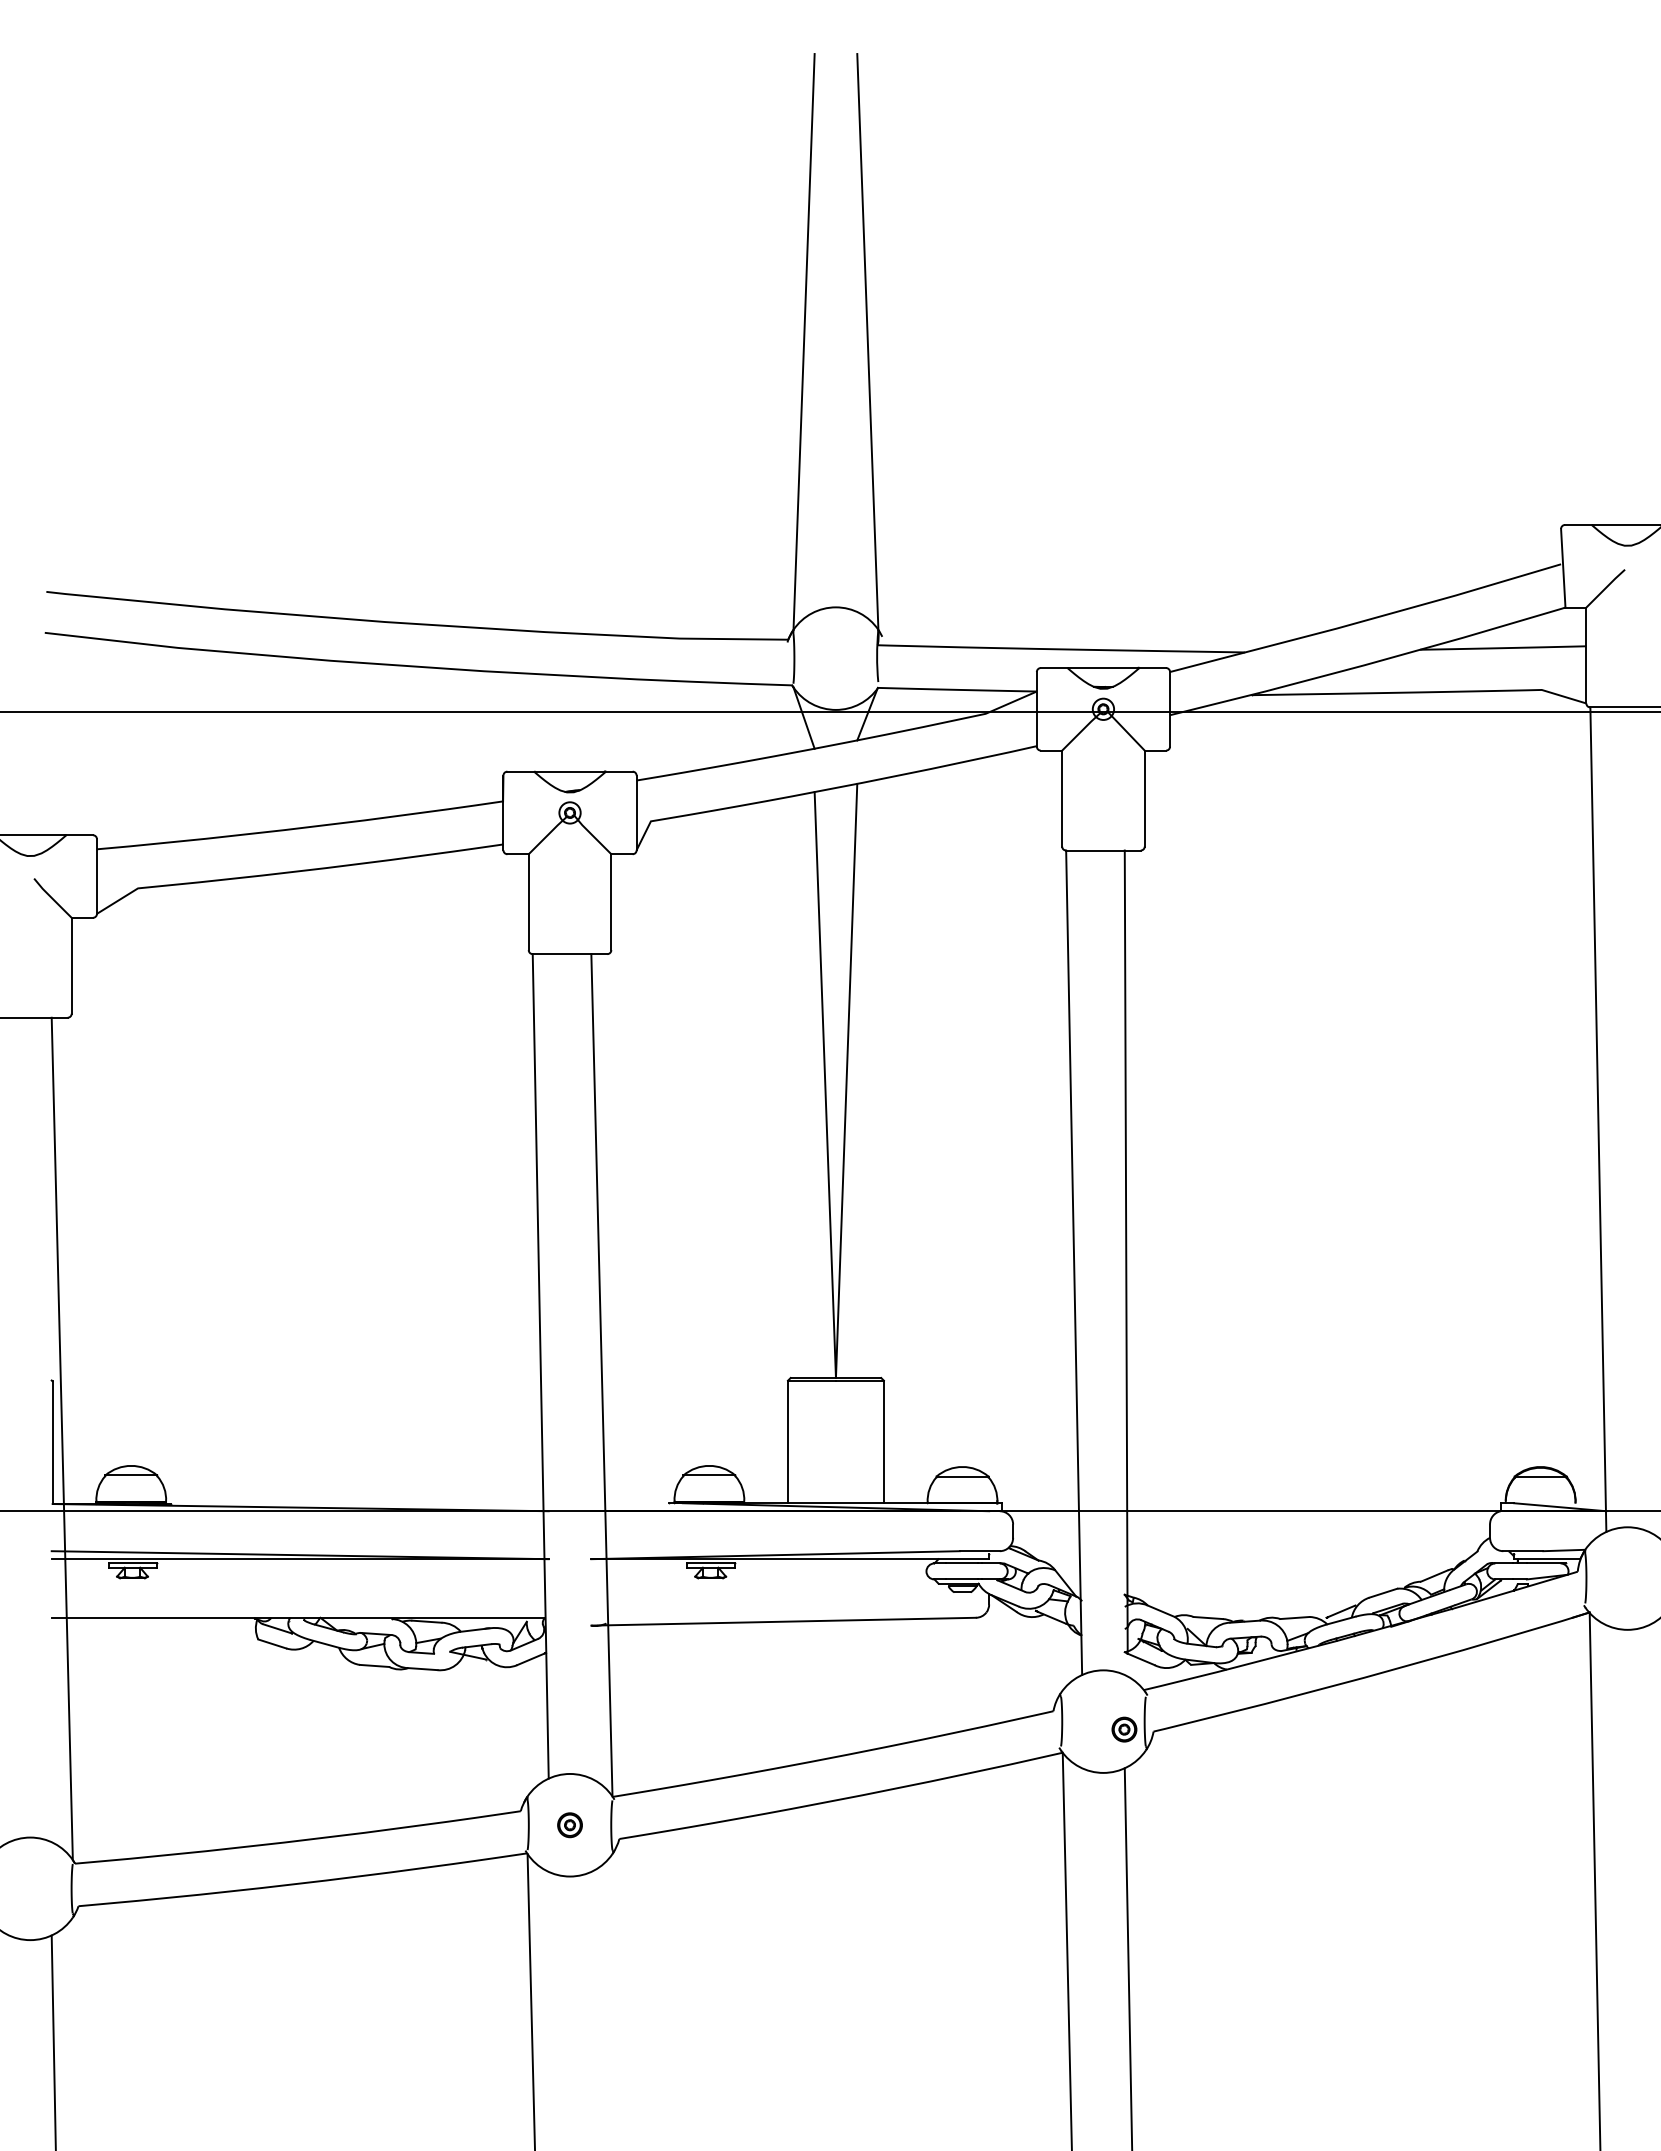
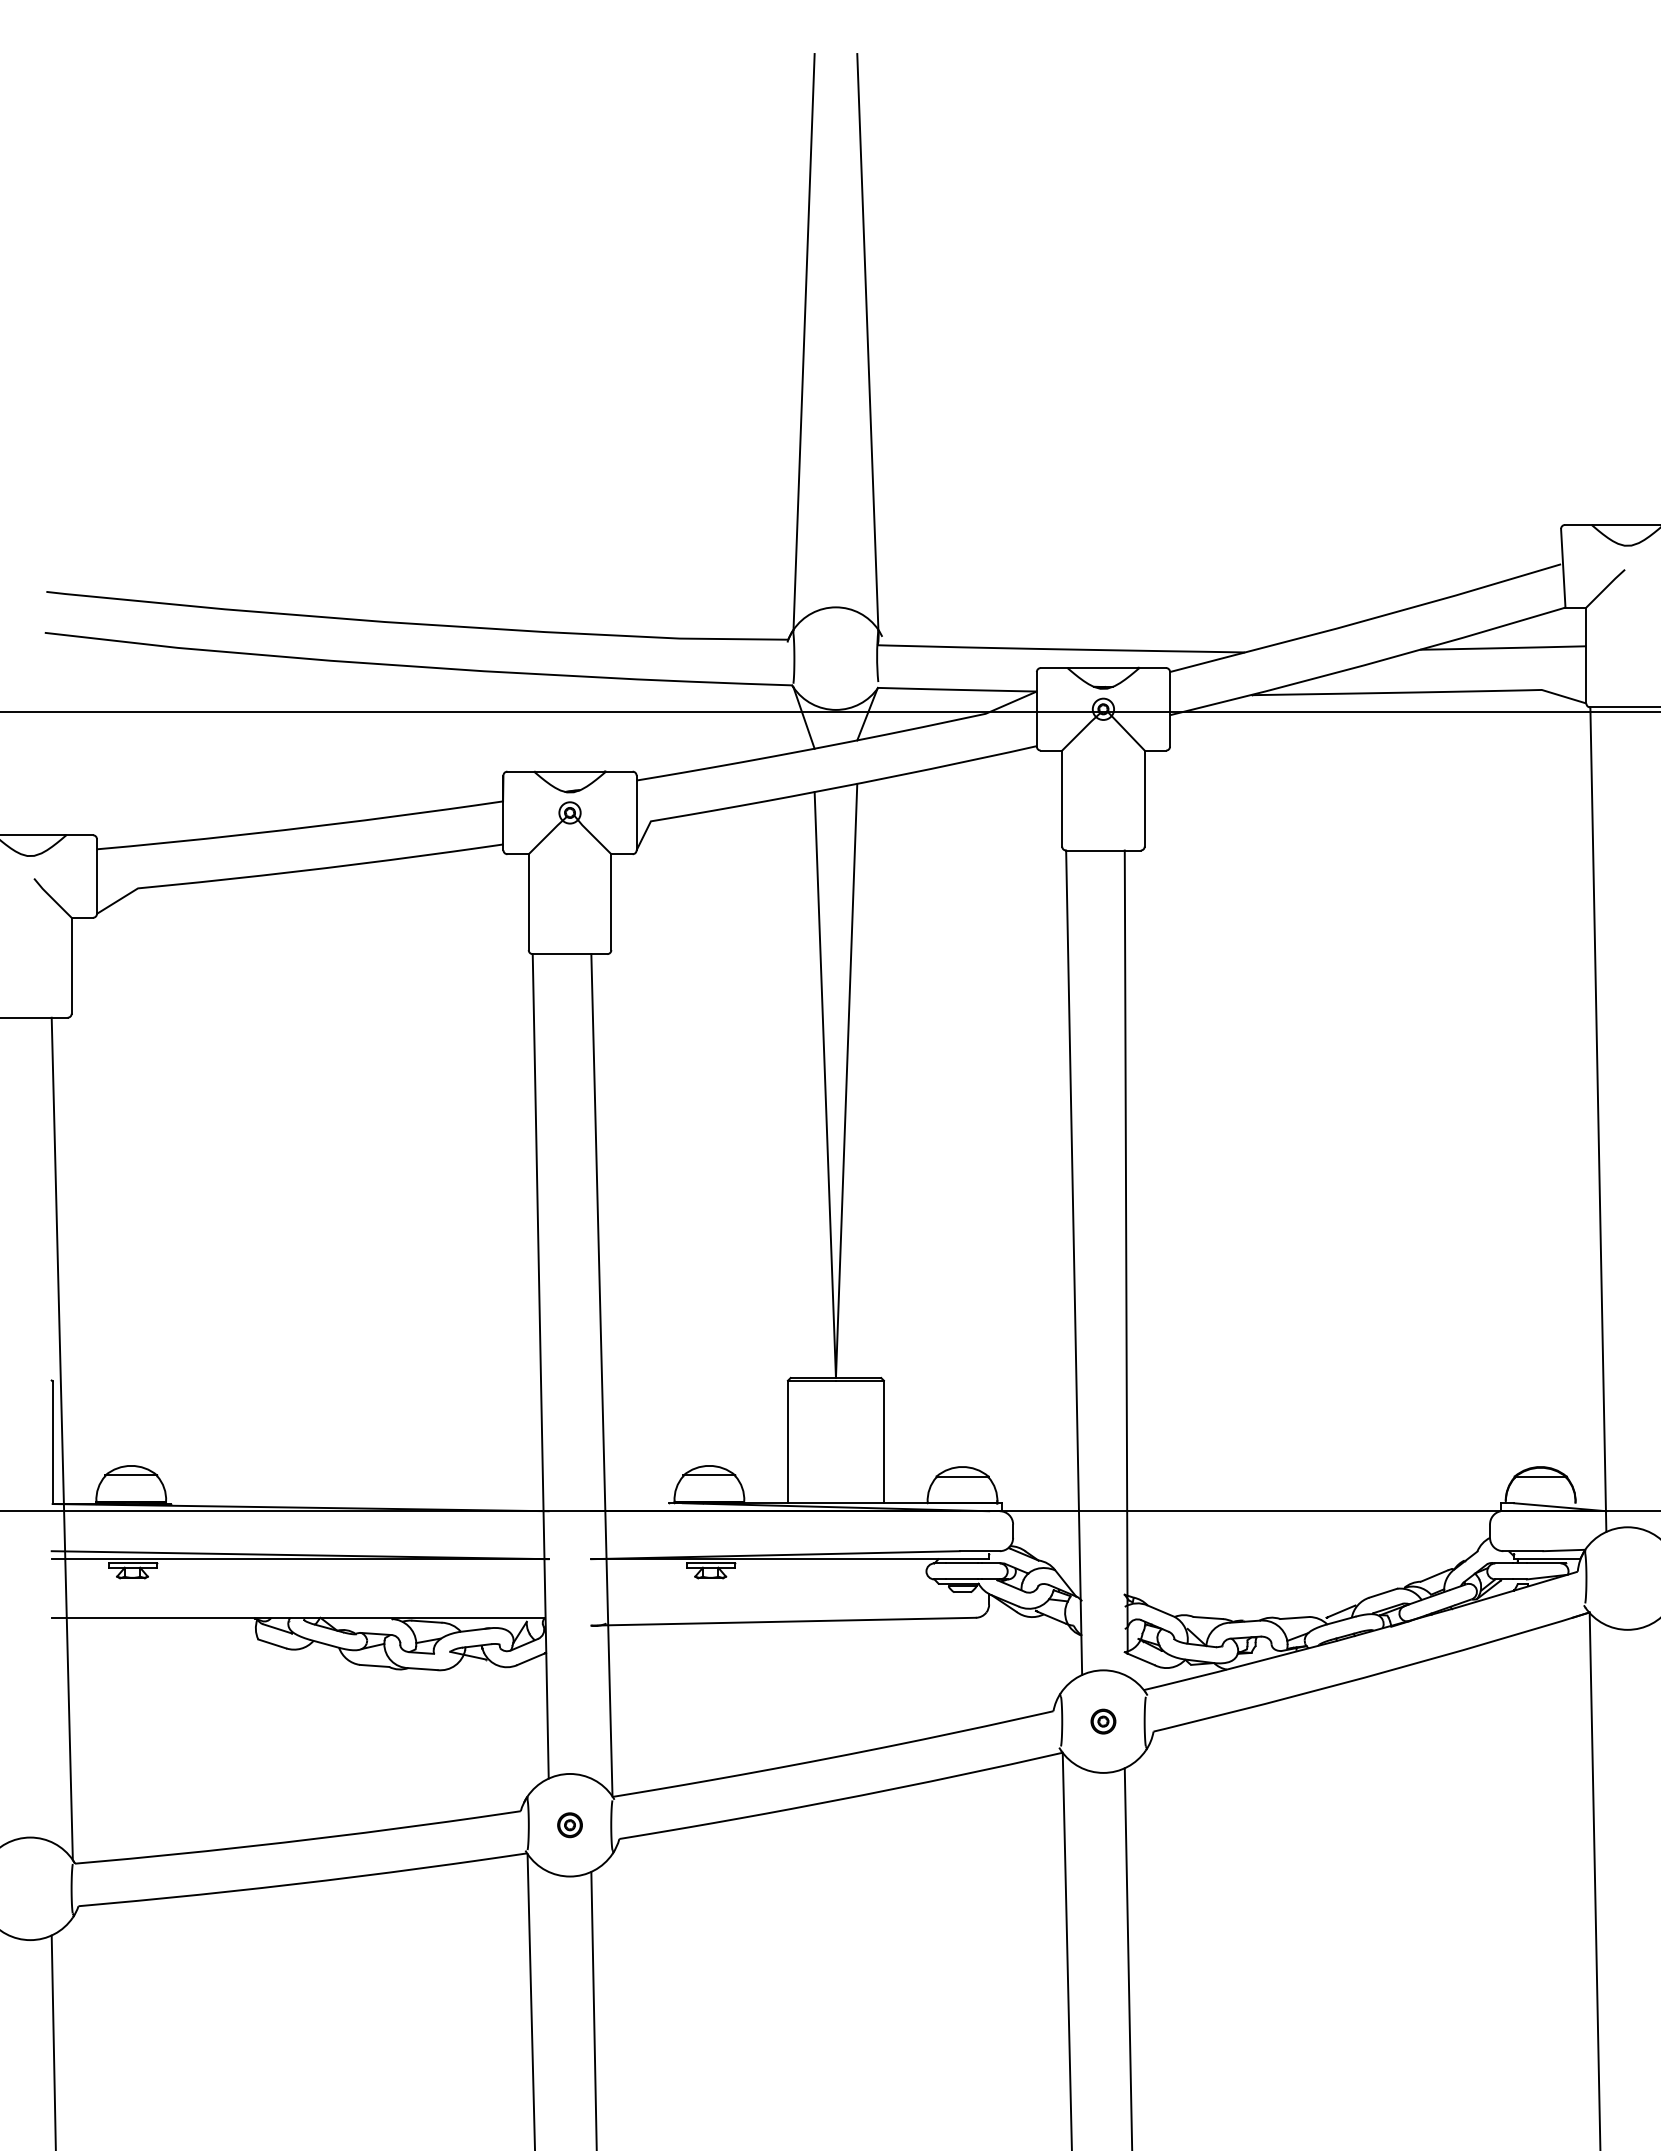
part position: (1124, 1729) -> (1103, 1721) (1103, 1721)
line: none -> present (593, 2009)
